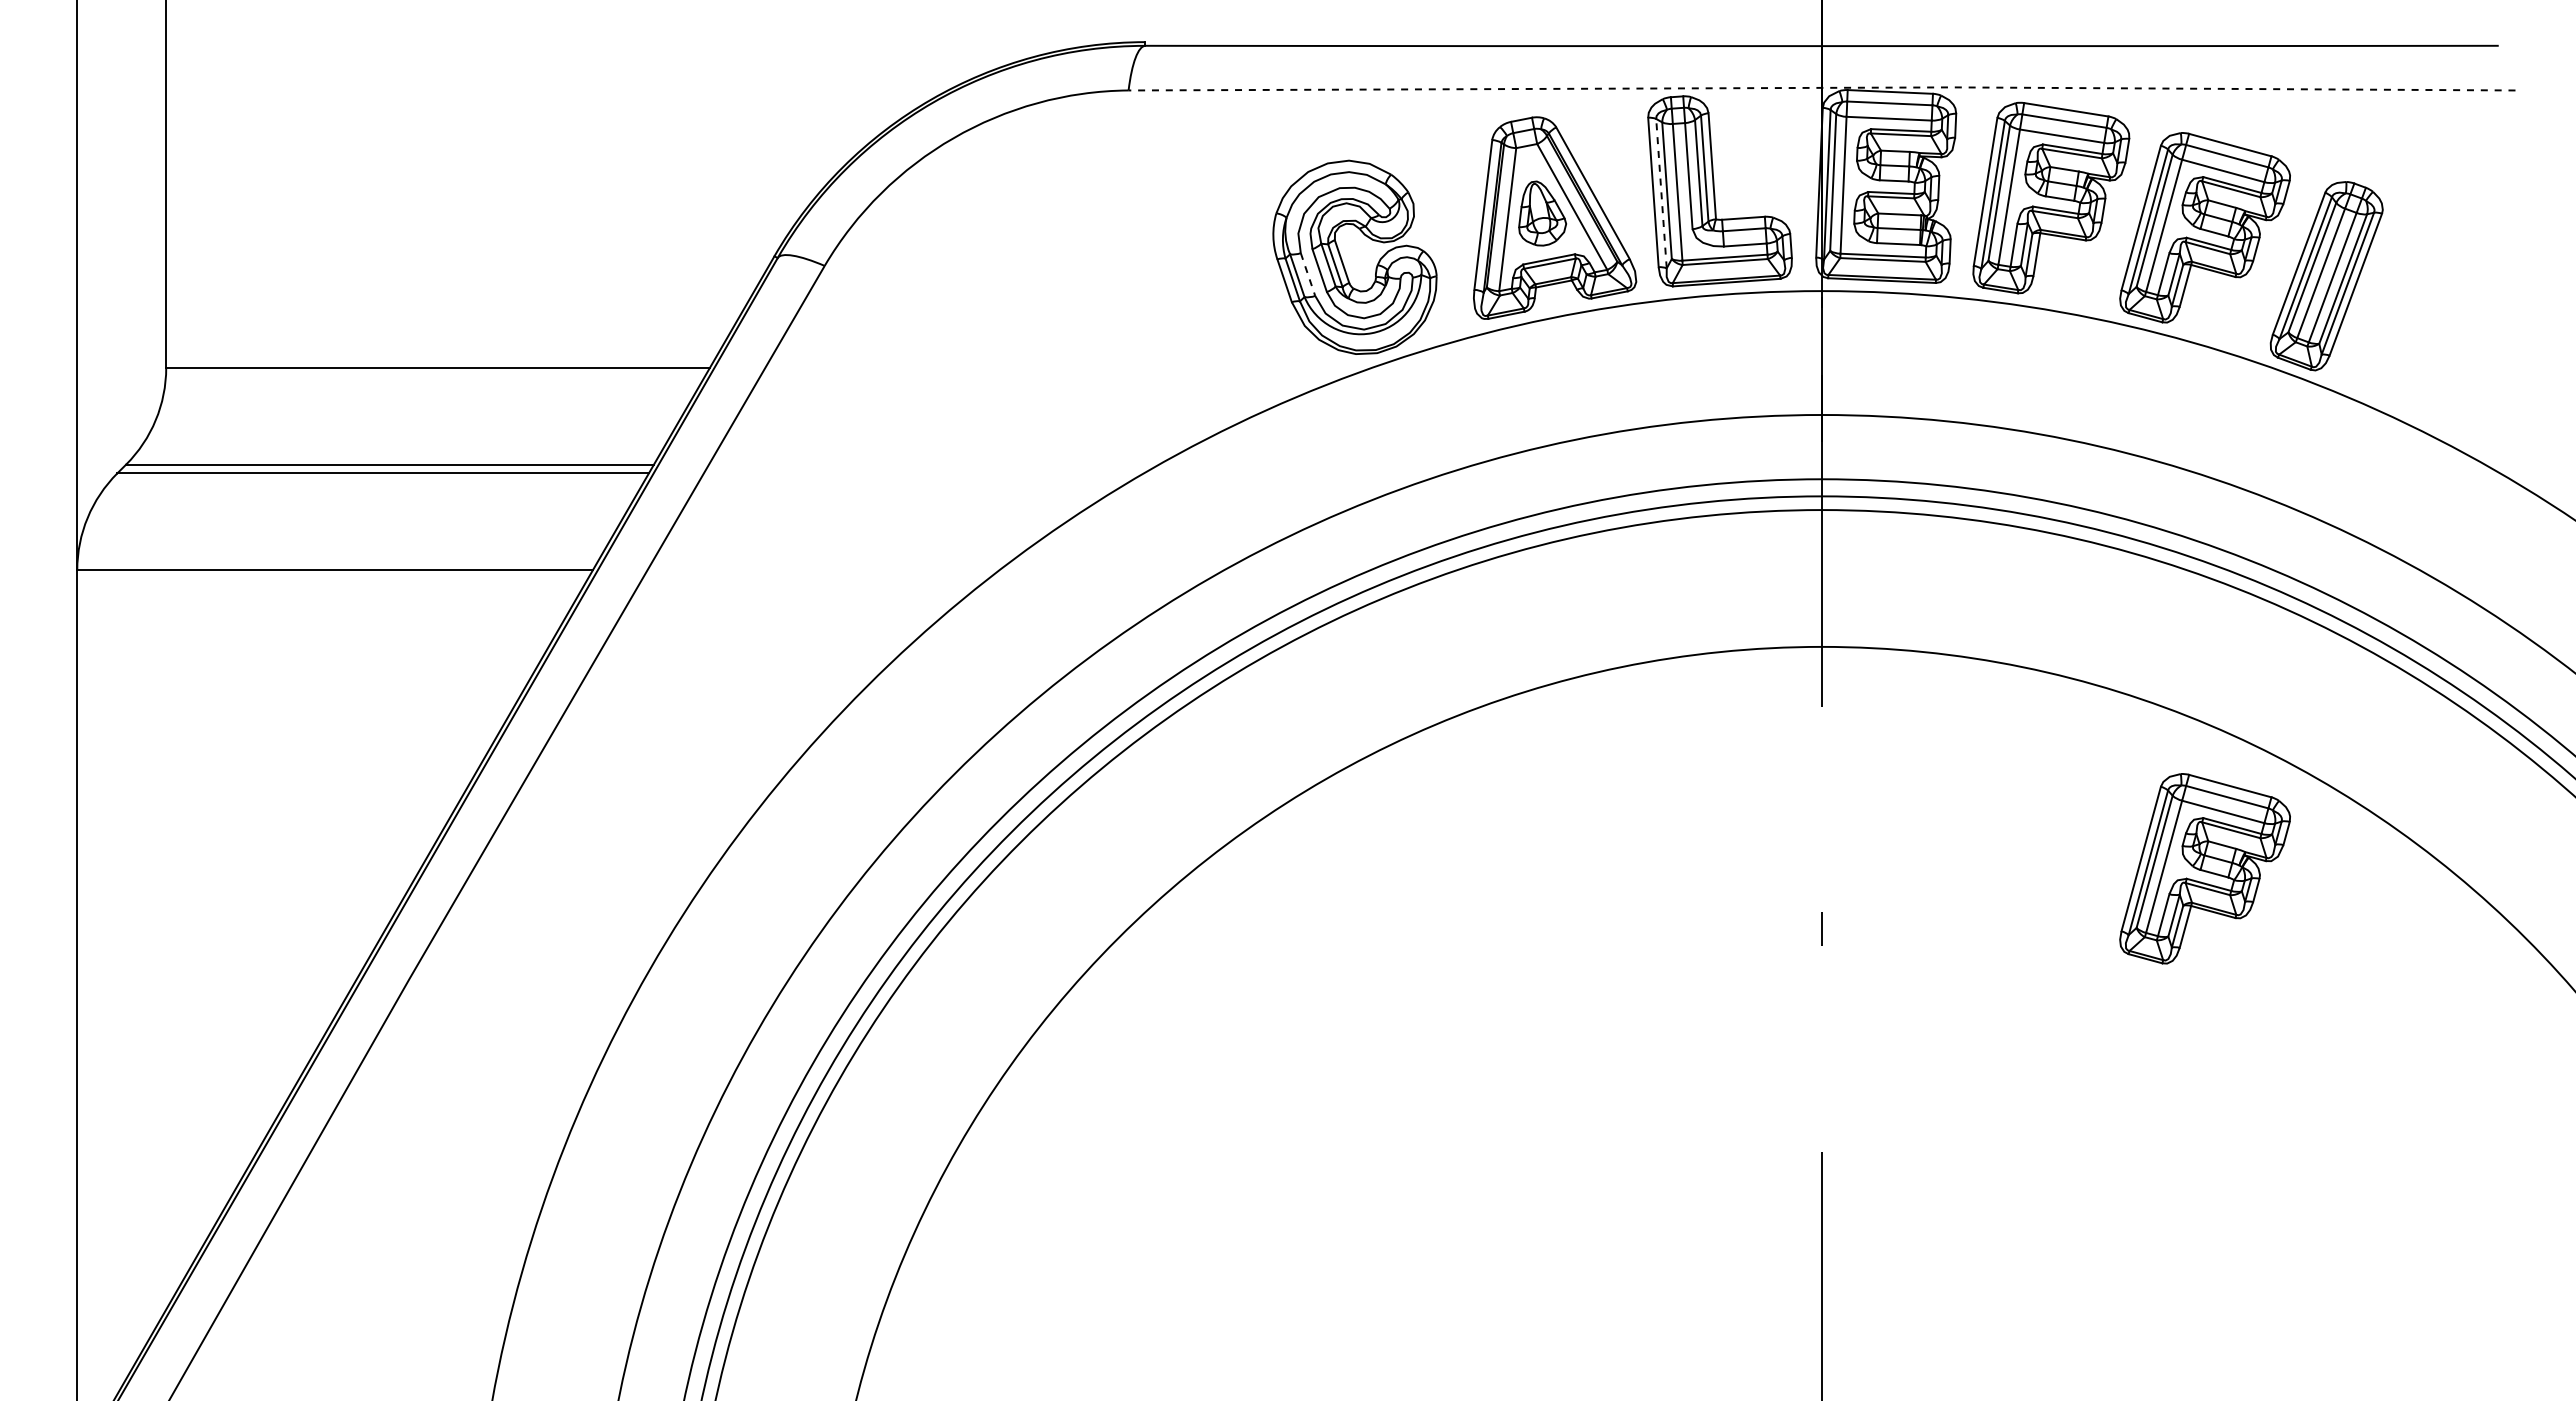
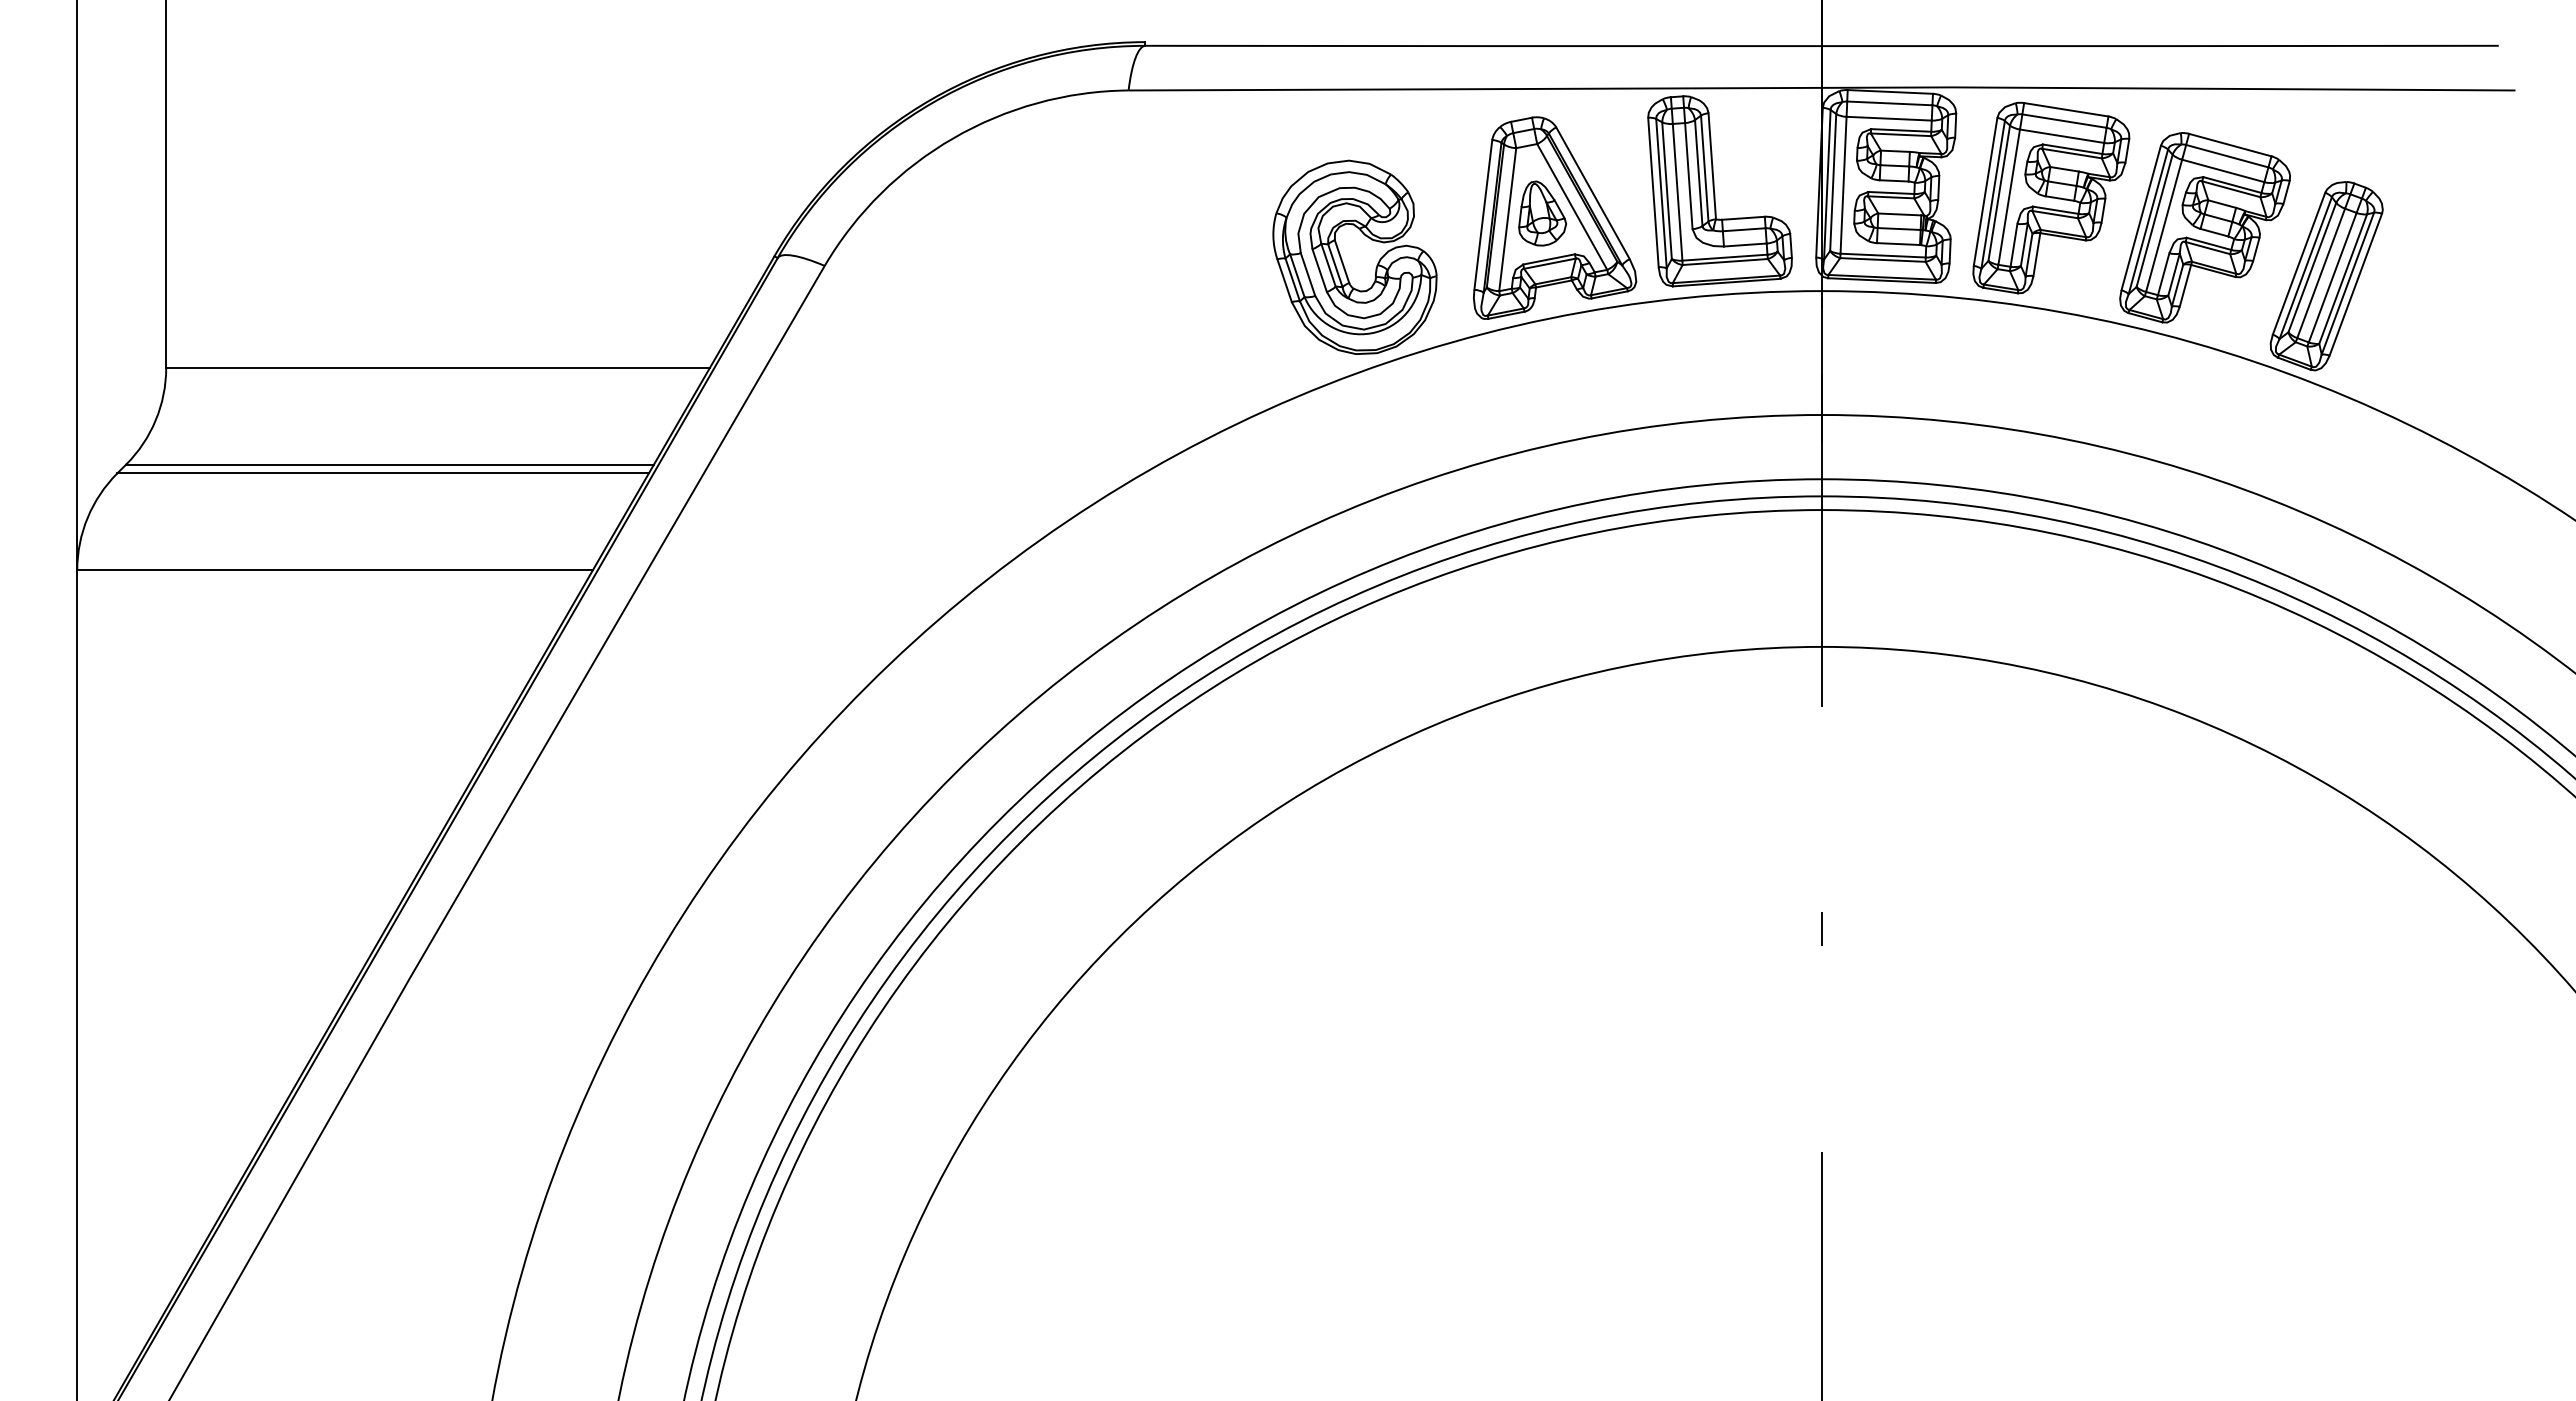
line: dashed -> solid (1822, 87)
line: dashed -> solid (1661, 193)
line: dashed -> solid (1308, 274)
part: present -> none (2204, 868)
